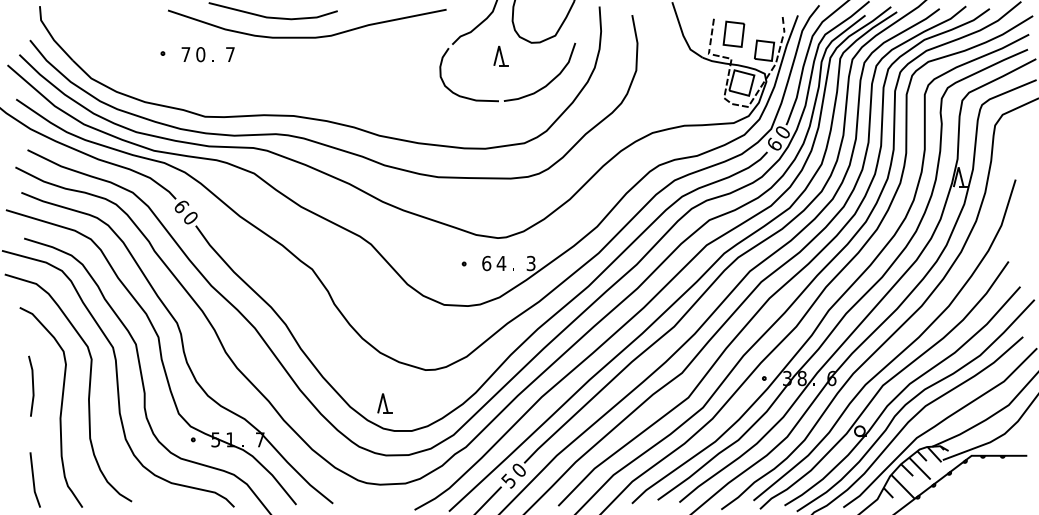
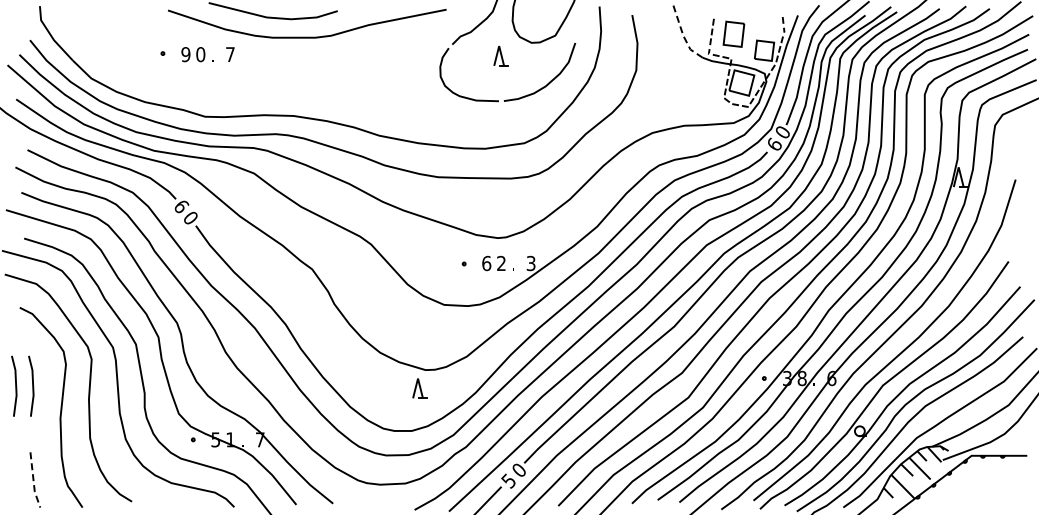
line: solid -> dashed (682, 33)
text: 7 -> 9 (185, 54)
text: 4 -> 2 (501, 262)
line: none -> present (15, 385)
part position: (384, 403) -> (419, 388) (419, 388)
line: solid -> dashed (33, 480)
